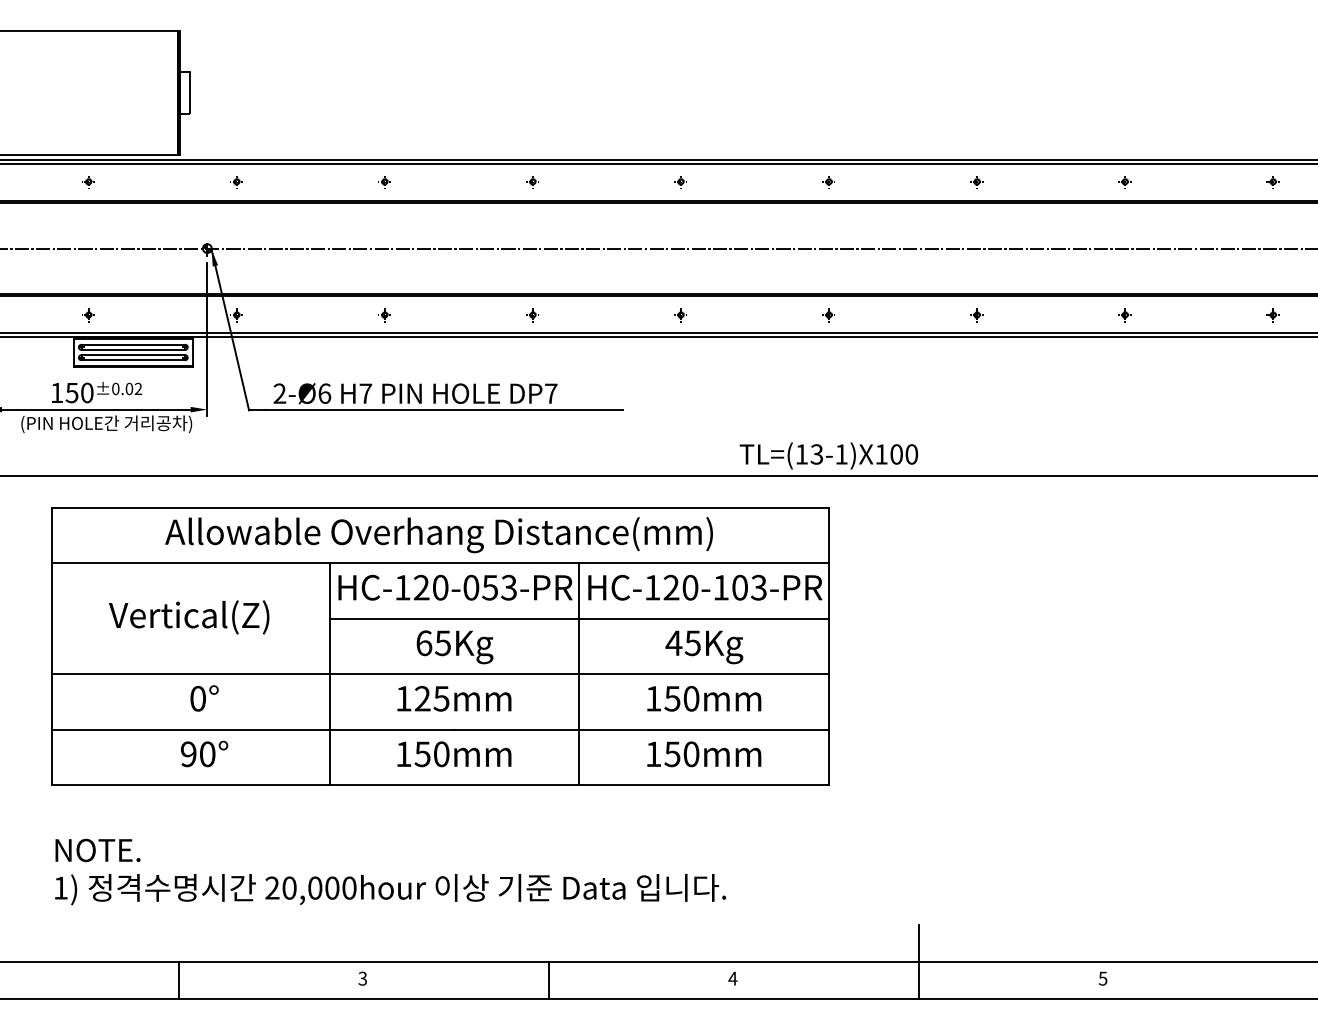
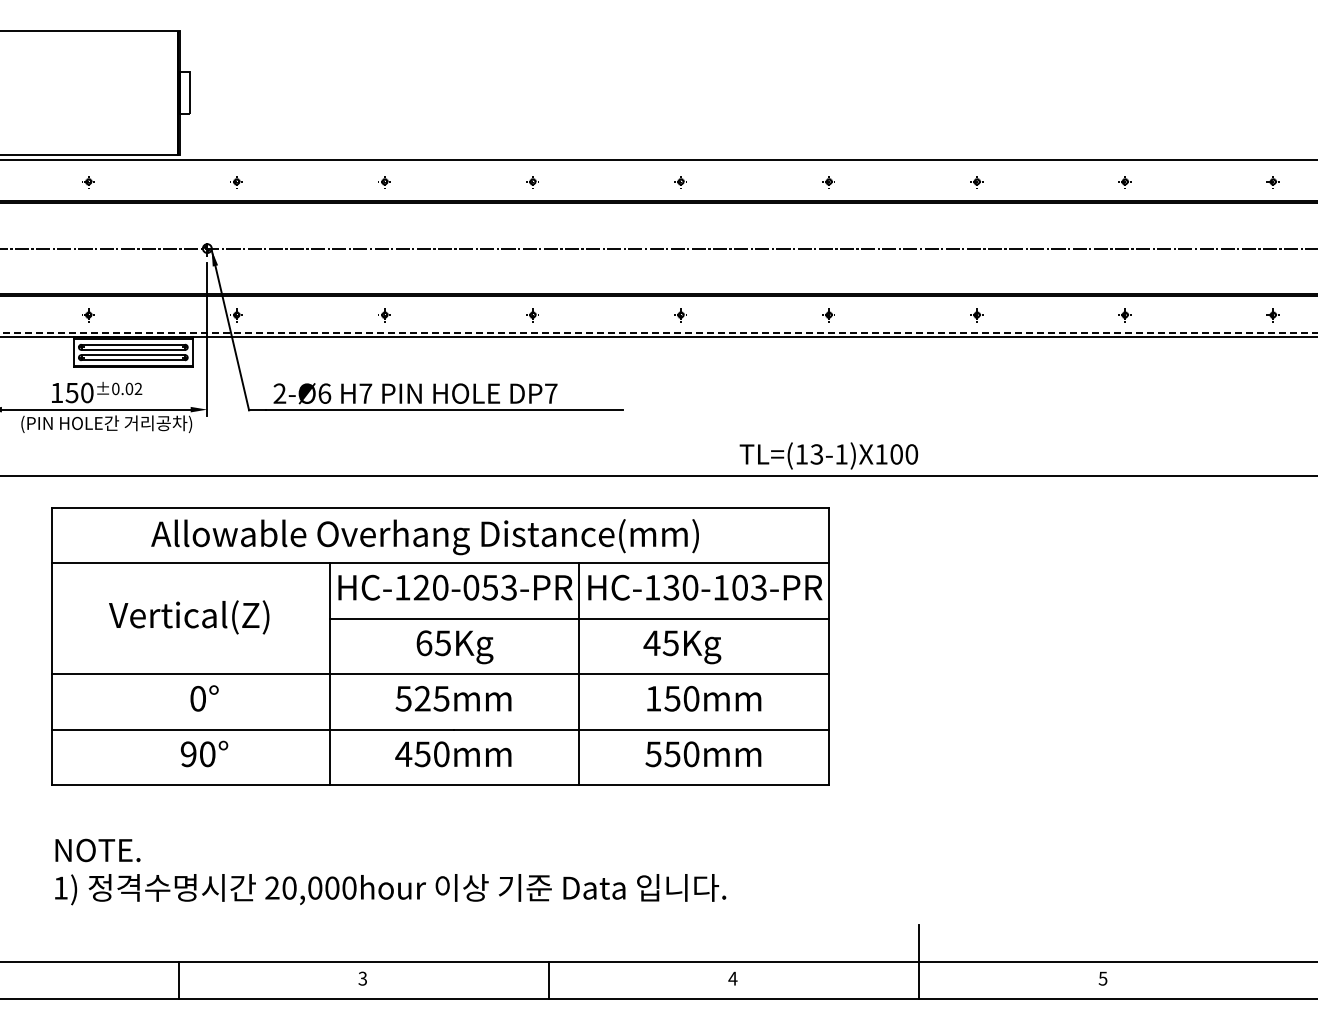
line: present -> none (658, 164)
line: solid -> dashed (658, 332)
text position: (438, 535) -> (424, 537) (424, 537)
text: HC-120-103-PR -> HC-130-103-PR (671, 587)
text position: (704, 647) -> (682, 647) (682, 647)
text: 125mm -> 525mm (403, 698)
text: 150mm -> 450mm (403, 753)
text: 150mm -> 550mm (653, 754)
